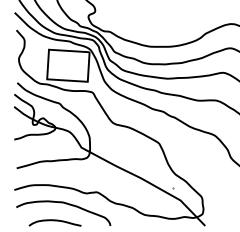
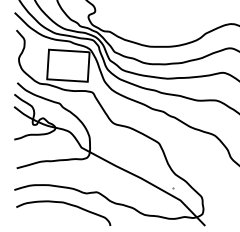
curve: present -> none (54, 221)
